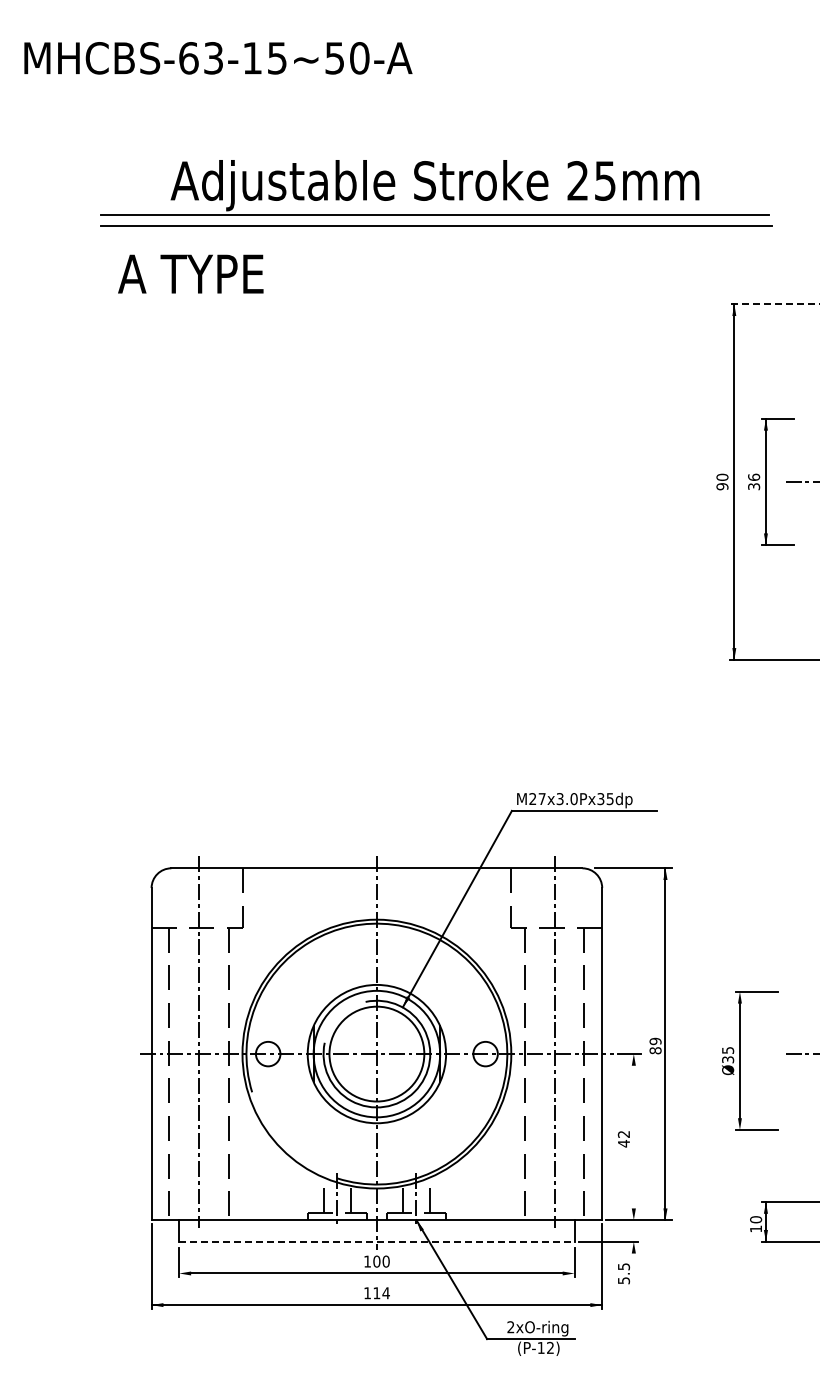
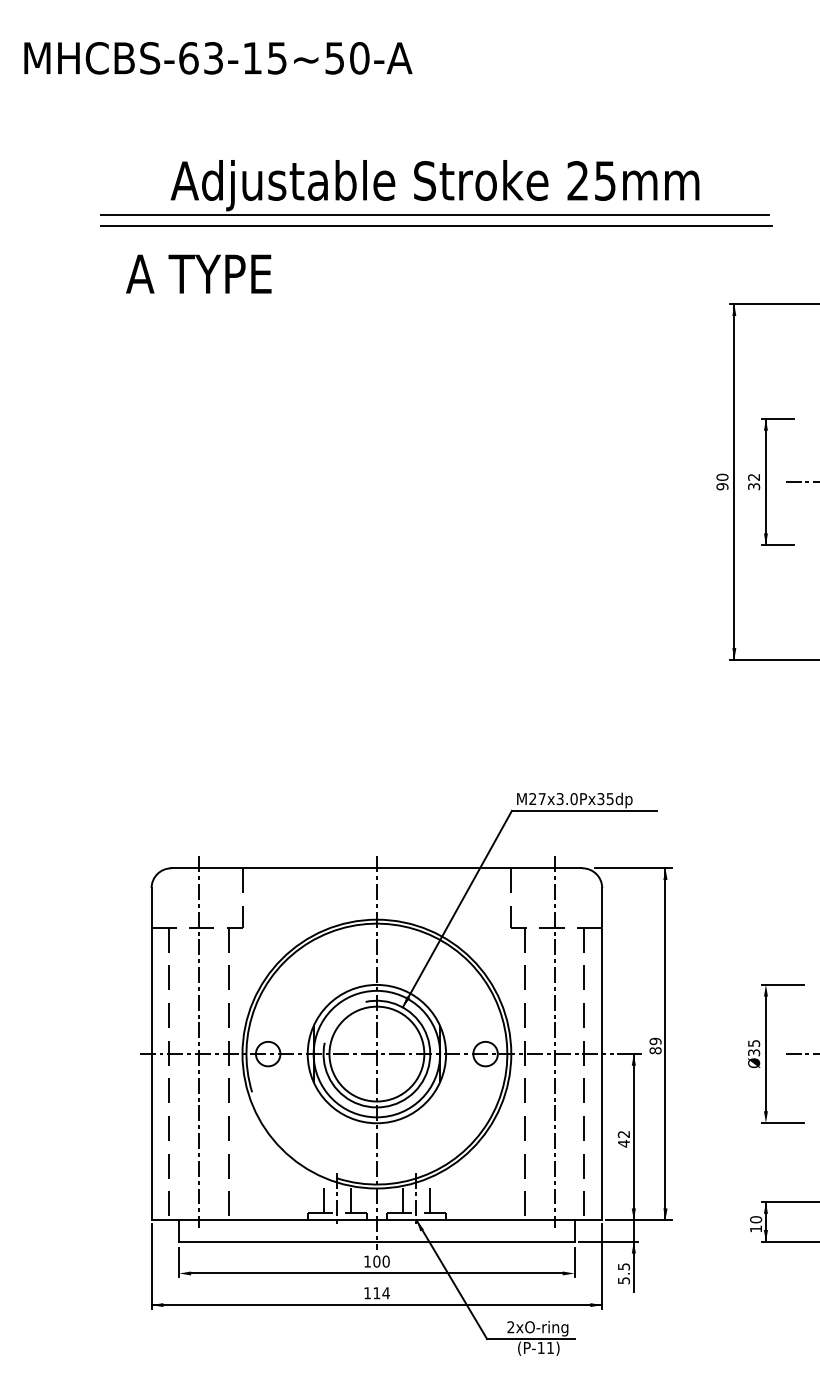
text position: (190, 273) -> (198, 273) (198, 273)
line: dashed -> solid (774, 304)
text: 36 -> 32 (754, 476)
part position: (740, 1060) -> (766, 1053) (766, 1053)
line: none -> present (633, 1173)
line: dashed -> solid (376, 1241)
text: (P-12) -> (P-11) (550, 1347)
